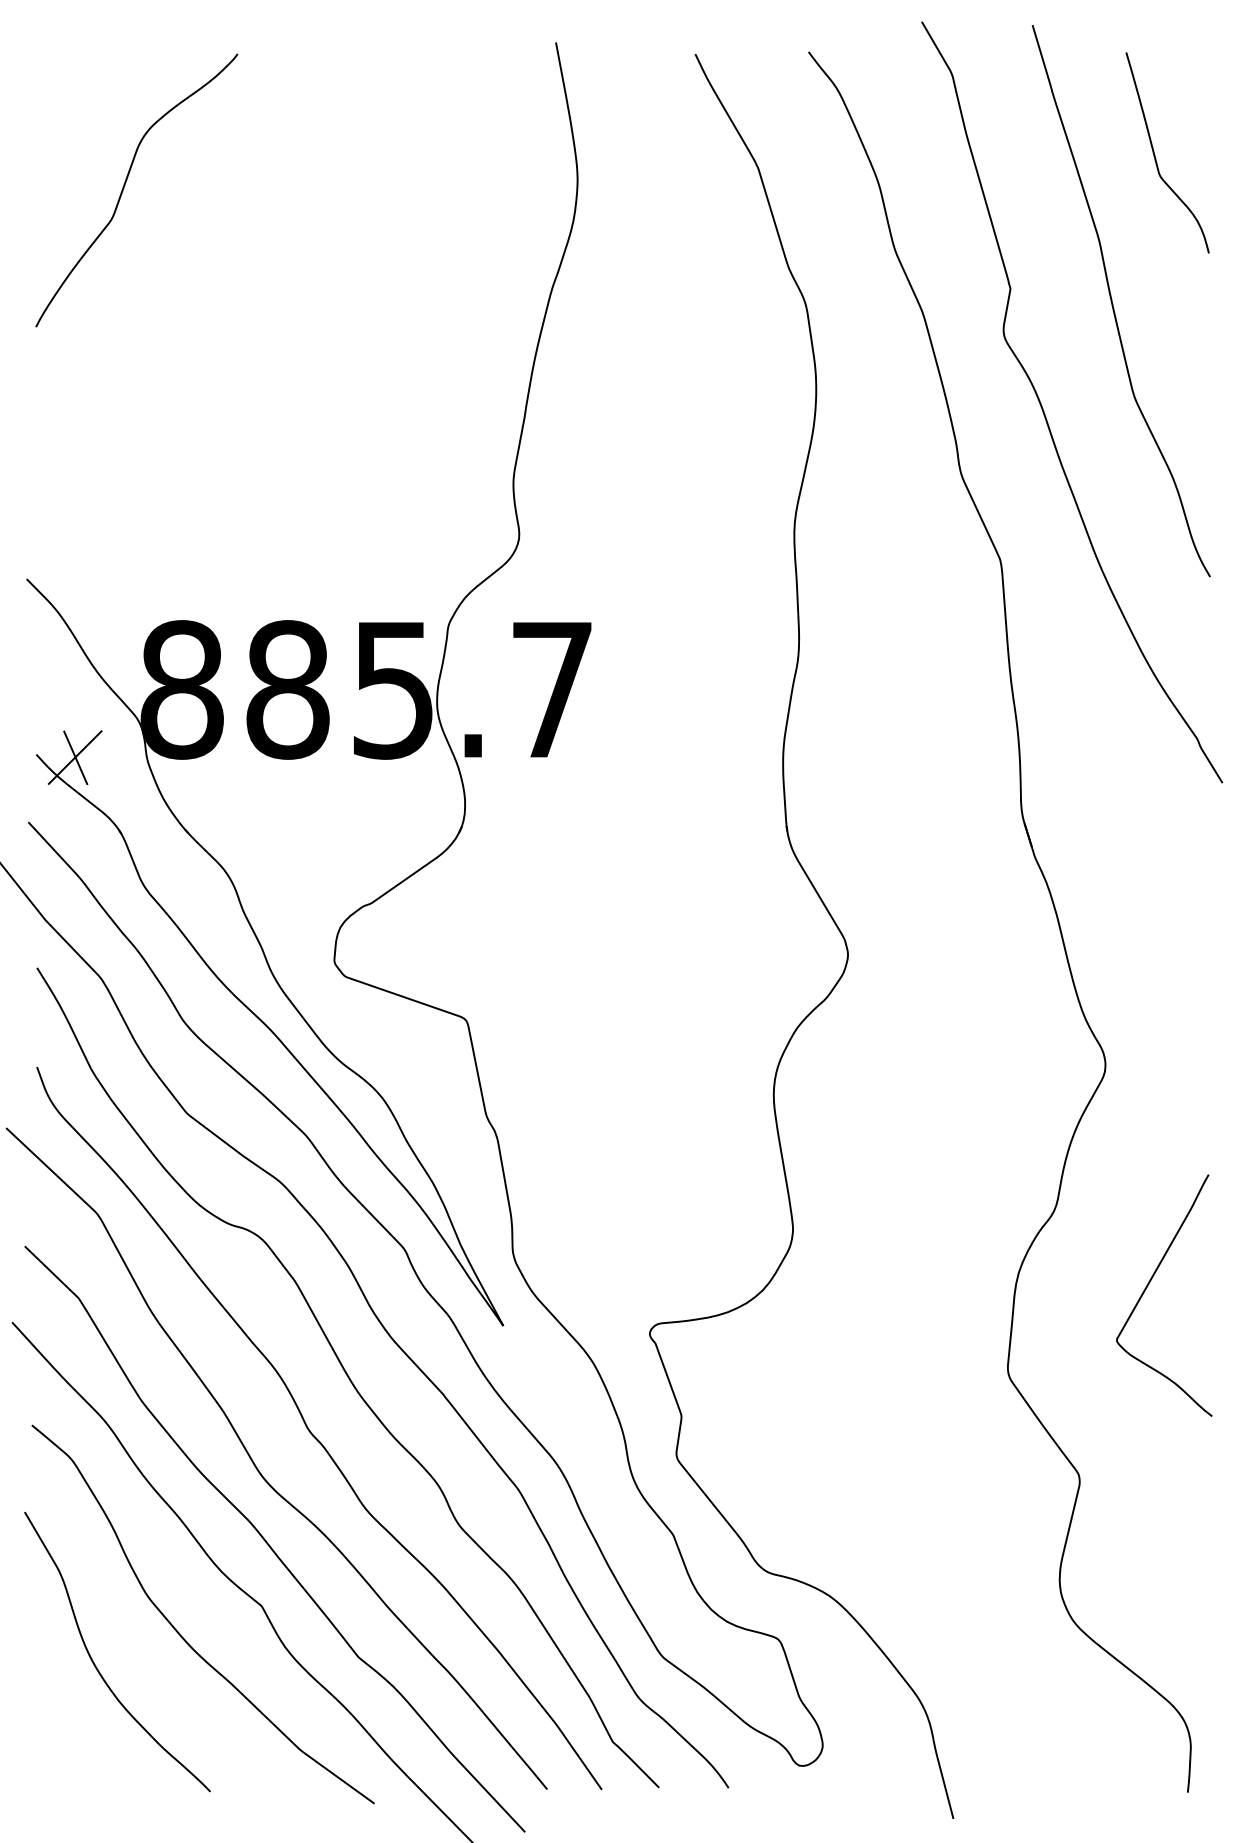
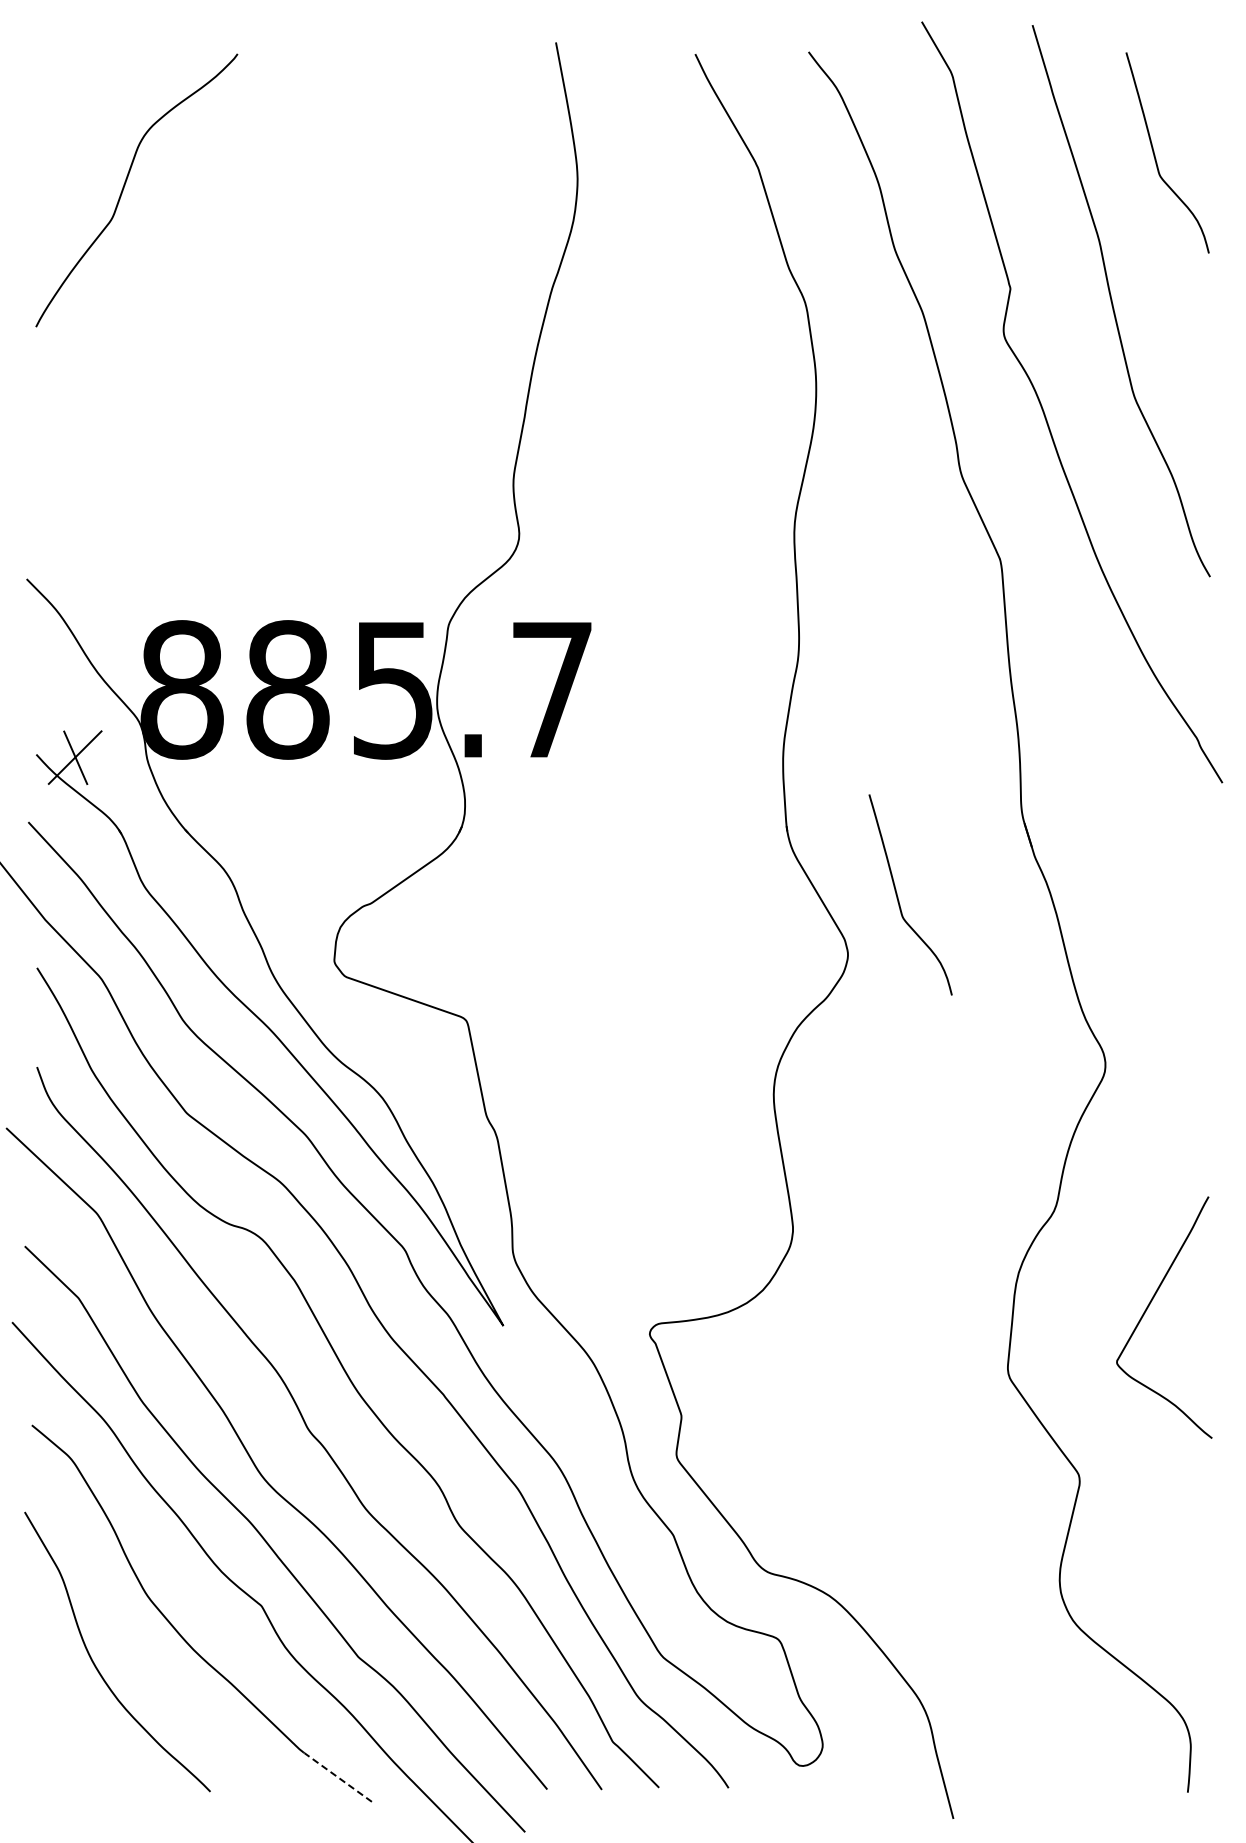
curve: none -> present (898, 896)
curve position: (1149, 1284) -> (1149, 1306) (1149, 1306)
line: solid -> dashed (338, 1777)
